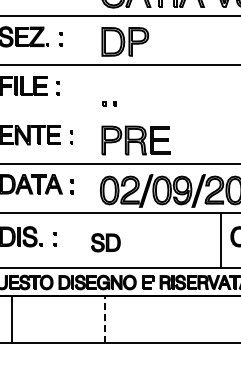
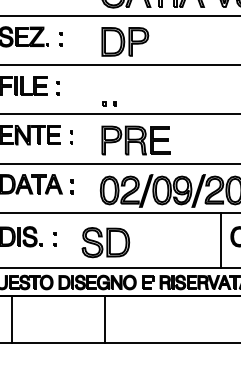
line: none -> present (119, 114)
part size: 30x20 px -> 50x32 px (105, 242)
line: dashed -> solid (104, 318)
